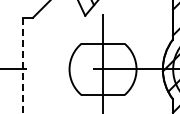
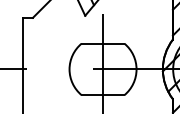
line: dashed -> solid (22, 65)
